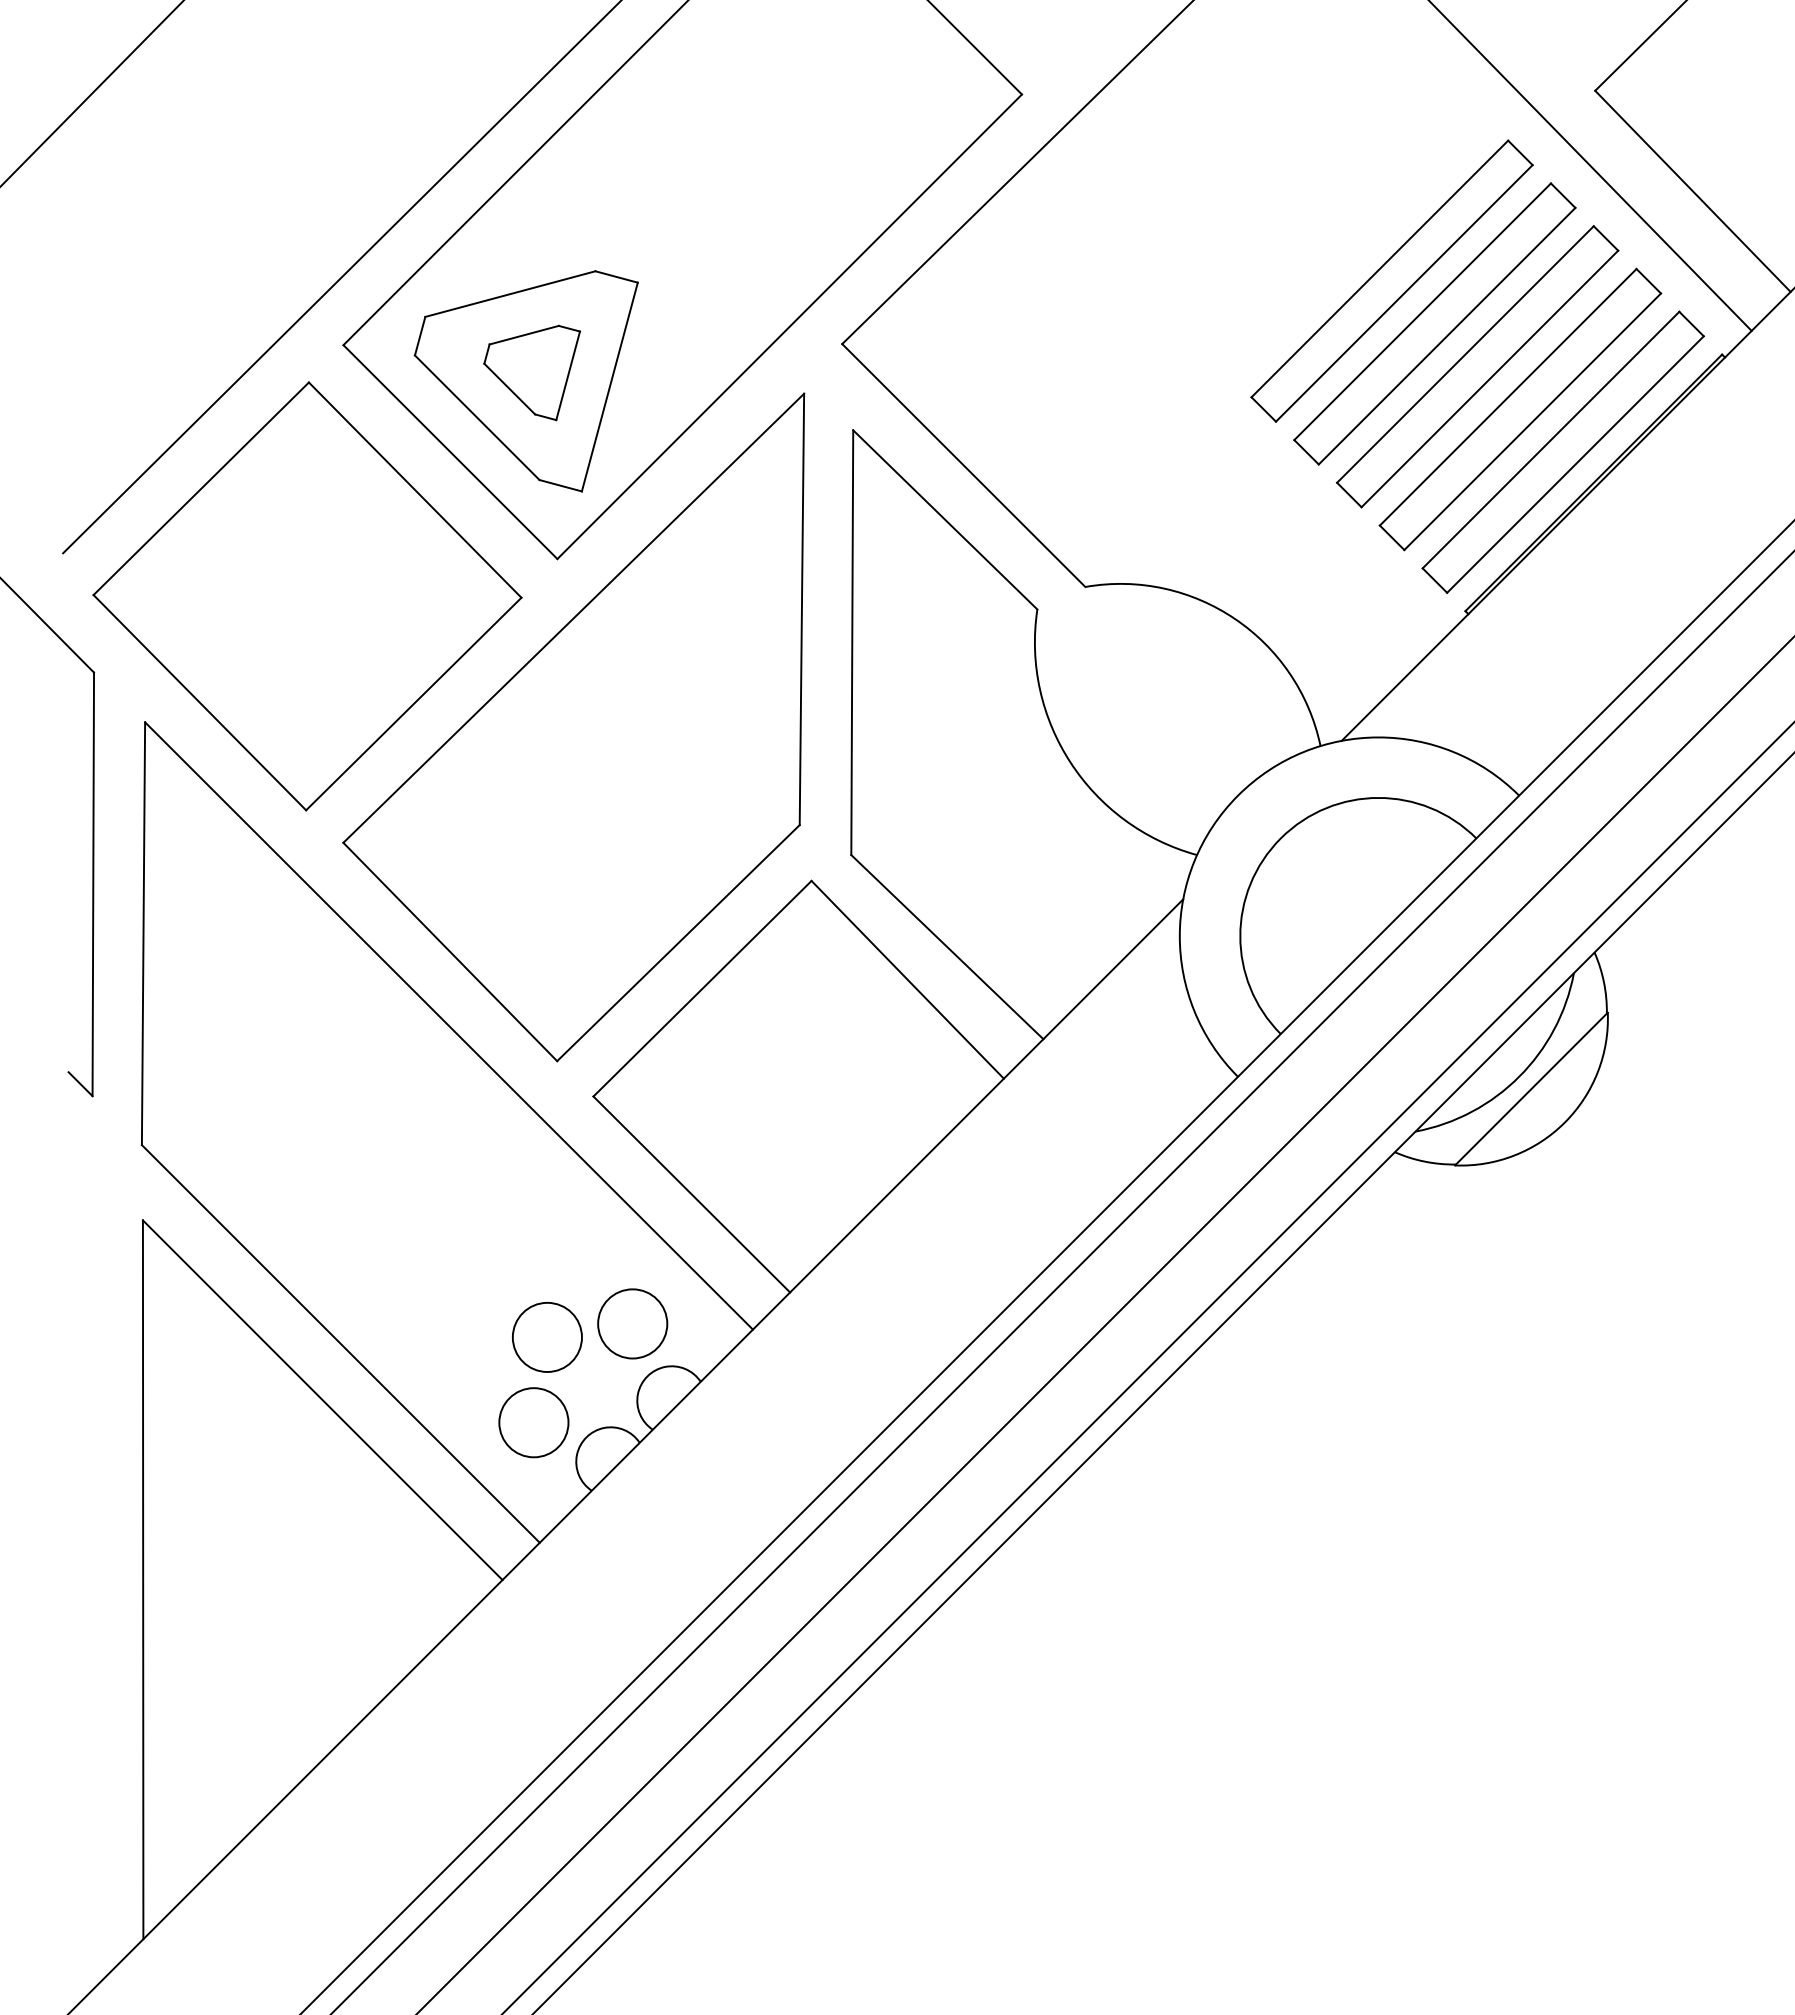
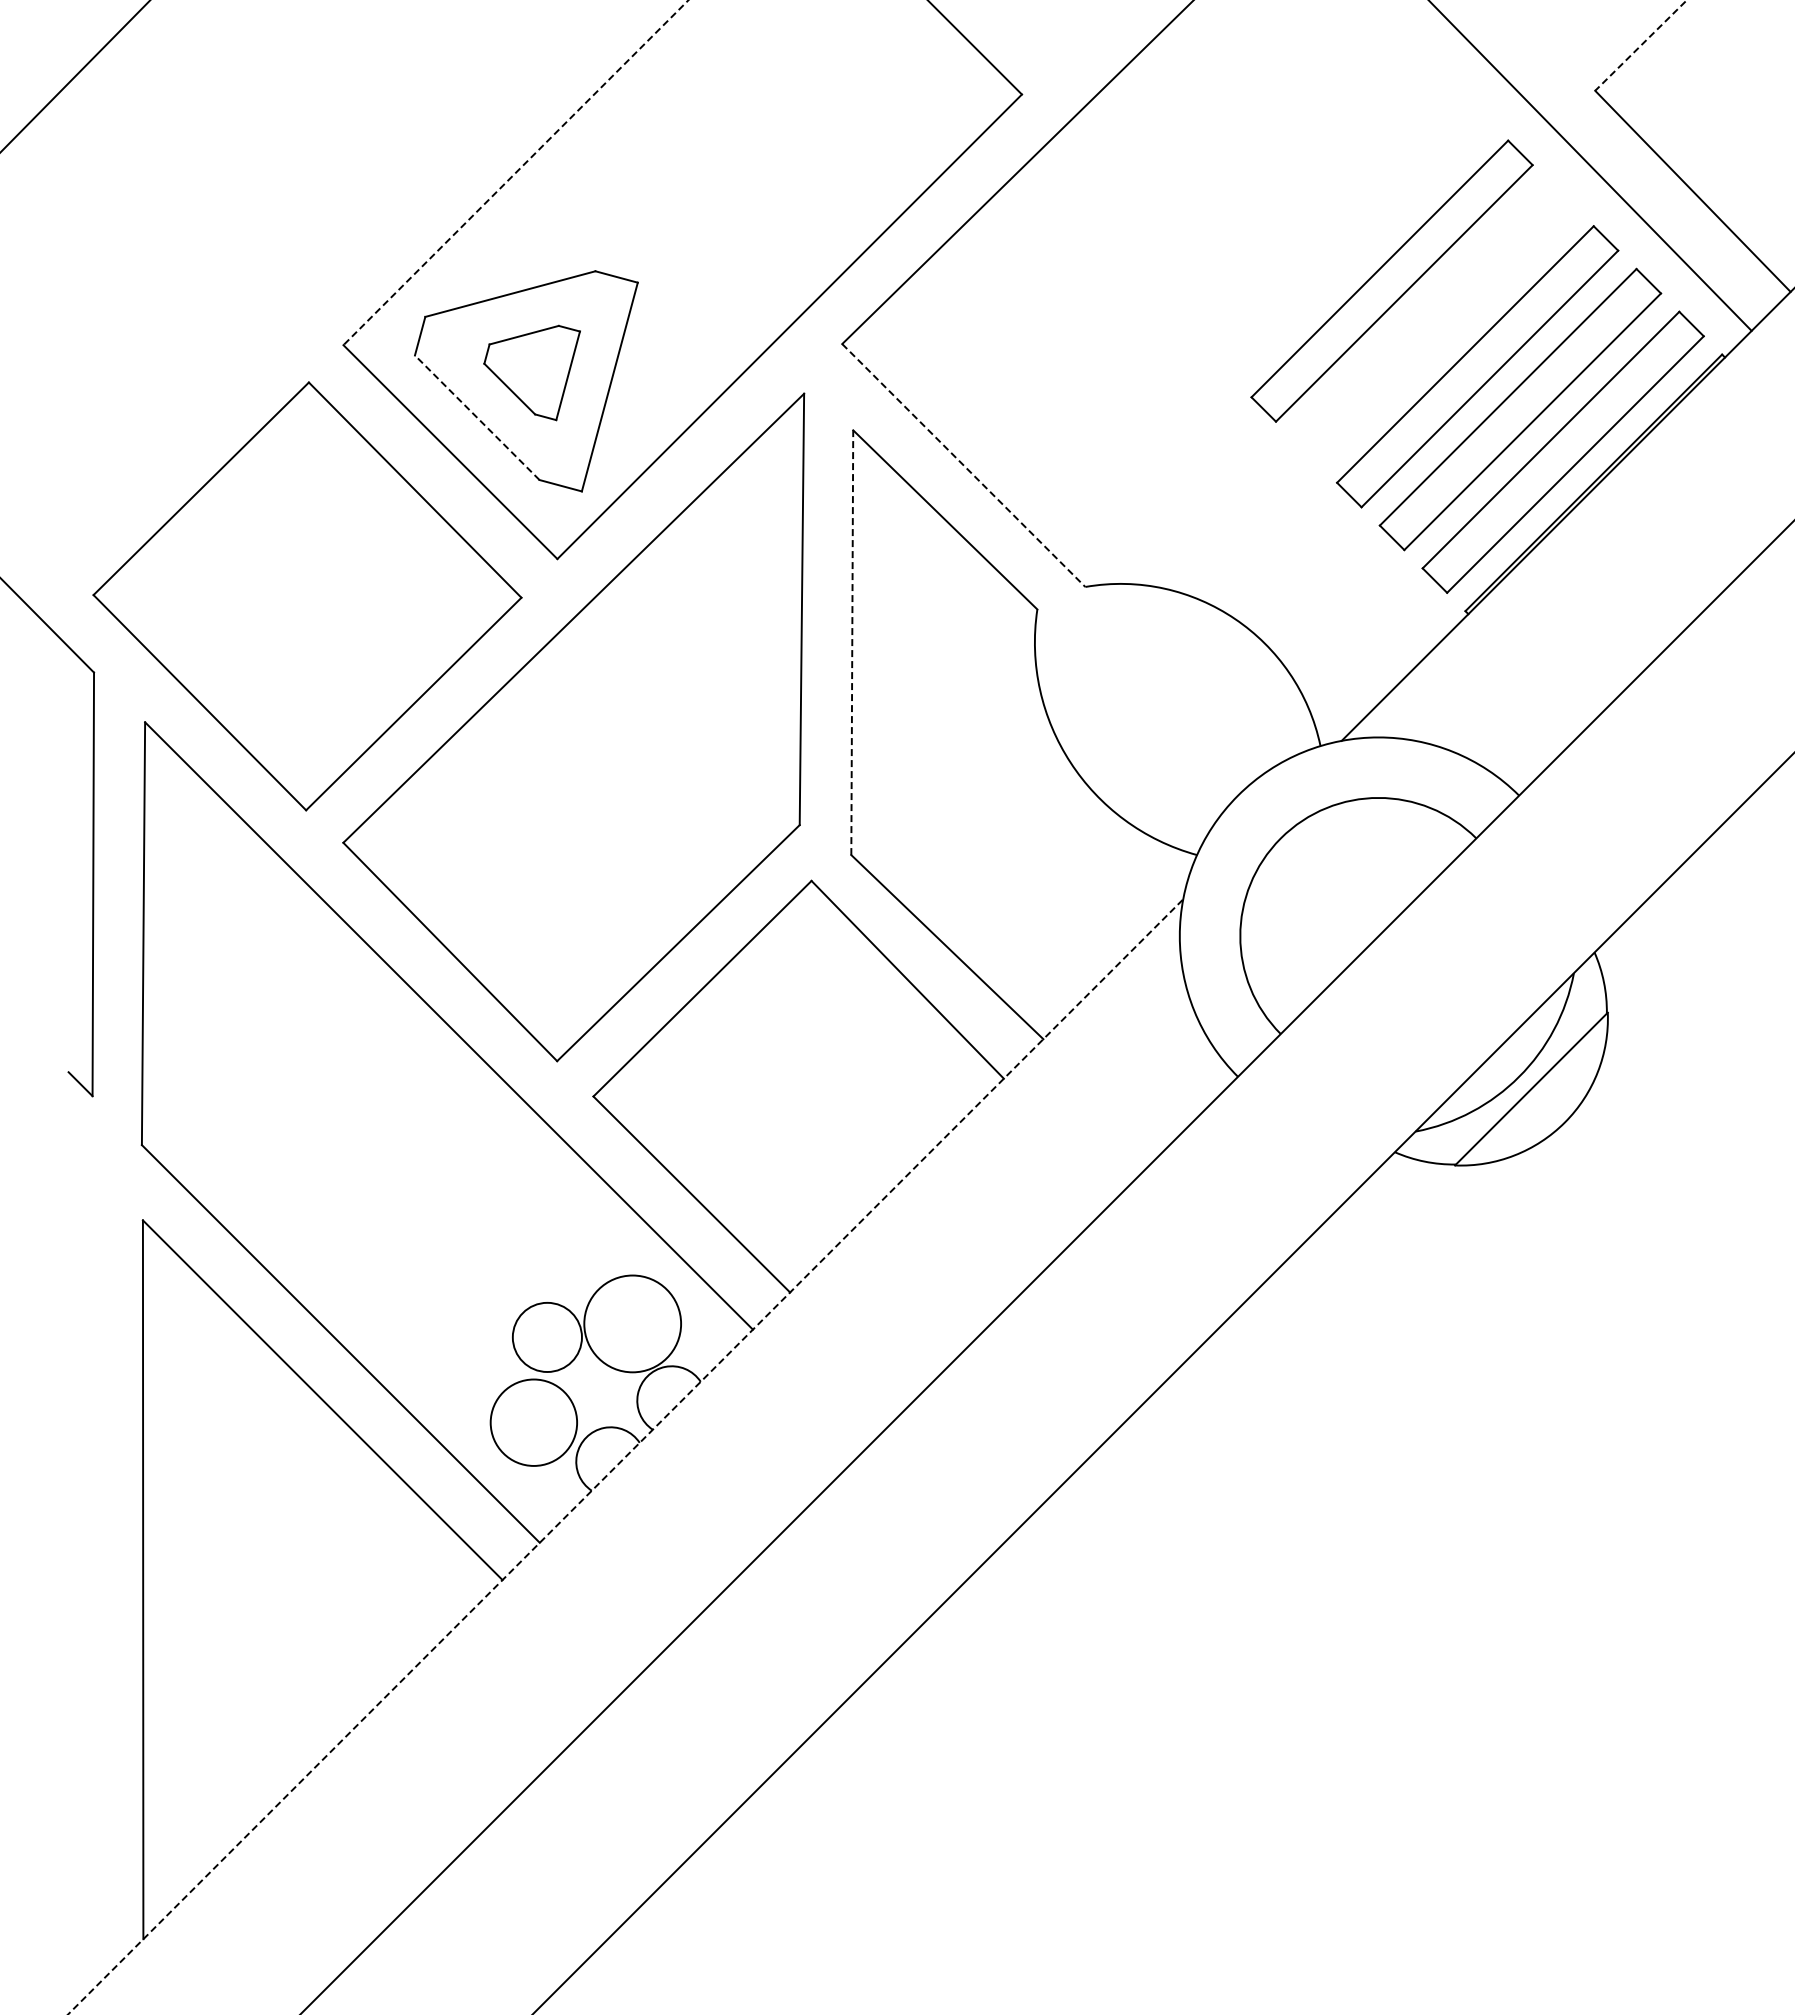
line: solid -> dashed (1640, 45)
line position: (92, 93) -> (75, 76) (75, 76)
line: solid -> dashed (516, 172)
line: present -> none (341, 277)
part: present -> none (1434, 323)
line: solid -> dashed (476, 417)
line: solid -> dashed (963, 465)
line: solid -> dashed (852, 642)
line: present -> none (1062, 1282)
circle diameter: 69 px -> 97 px (632, 1323)
line: present -> none (1104, 1325)
line: present -> none (1147, 1367)
circle diameter: 69 px -> 86 px (533, 1422)
line: solid -> dashed (626, 1456)
